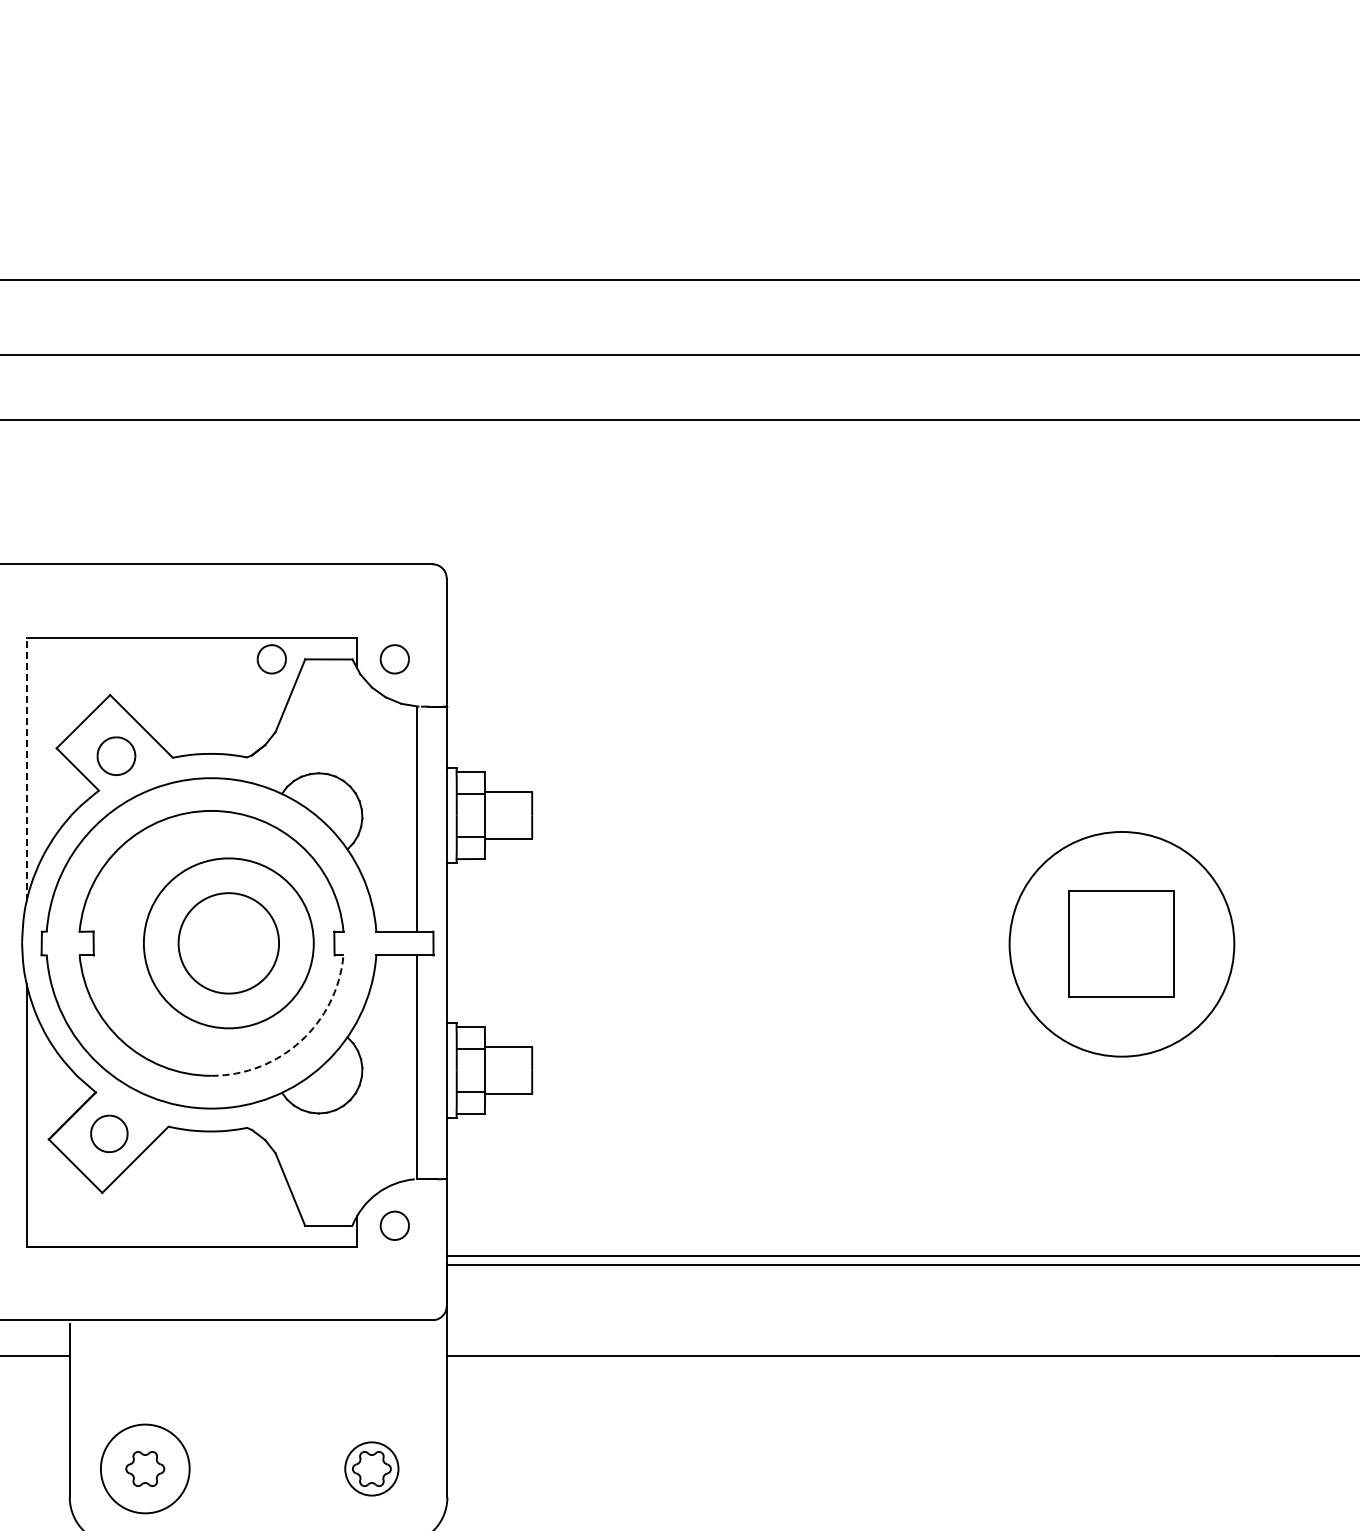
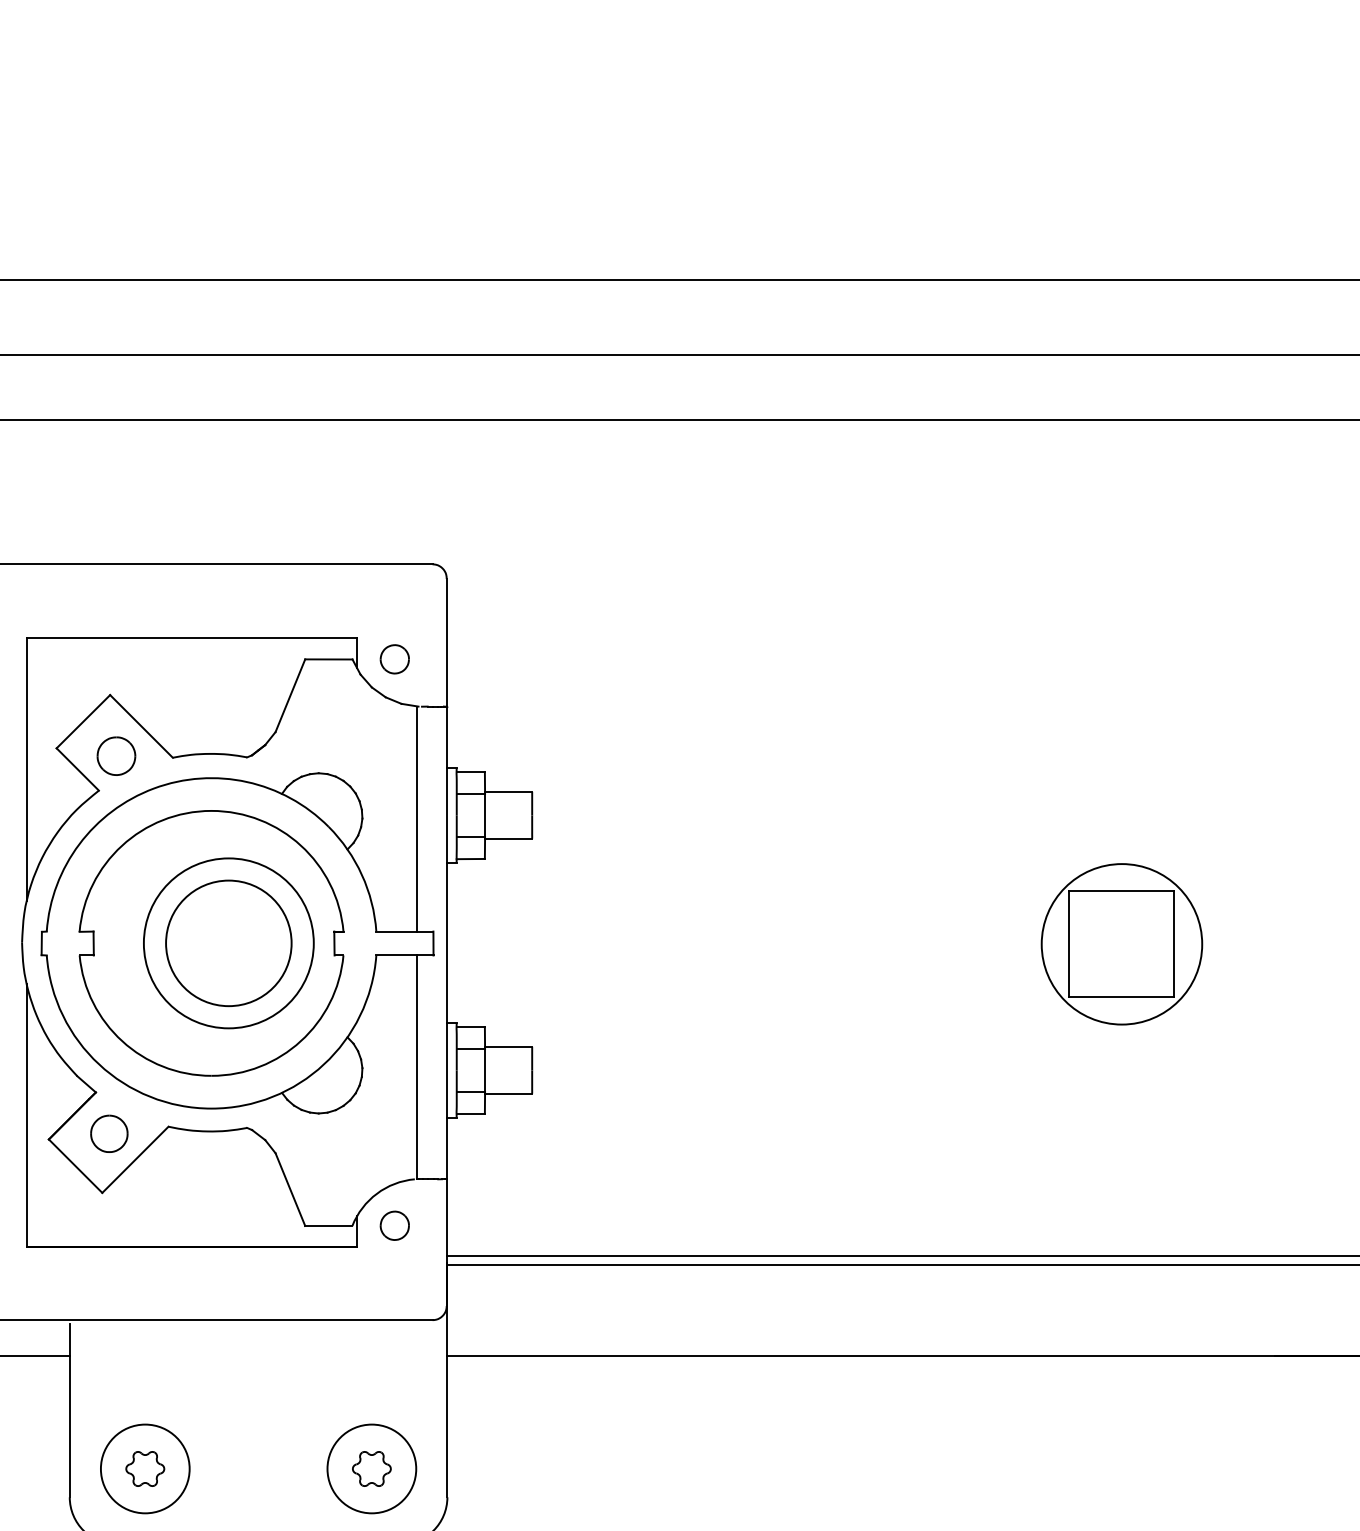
part: present -> none (271, 659)
line: dashed -> solid (26, 769)
circle diameter: 100 px -> 126 px (228, 943)
circle diameter: 225 px -> 160 px (1121, 944)
arc: dashed -> solid (300, 1041)
circle diameter: 53 px -> 89 px (371, 1468)
